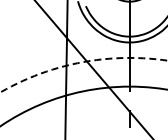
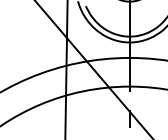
circle: dashed -> solid (83, 74)
